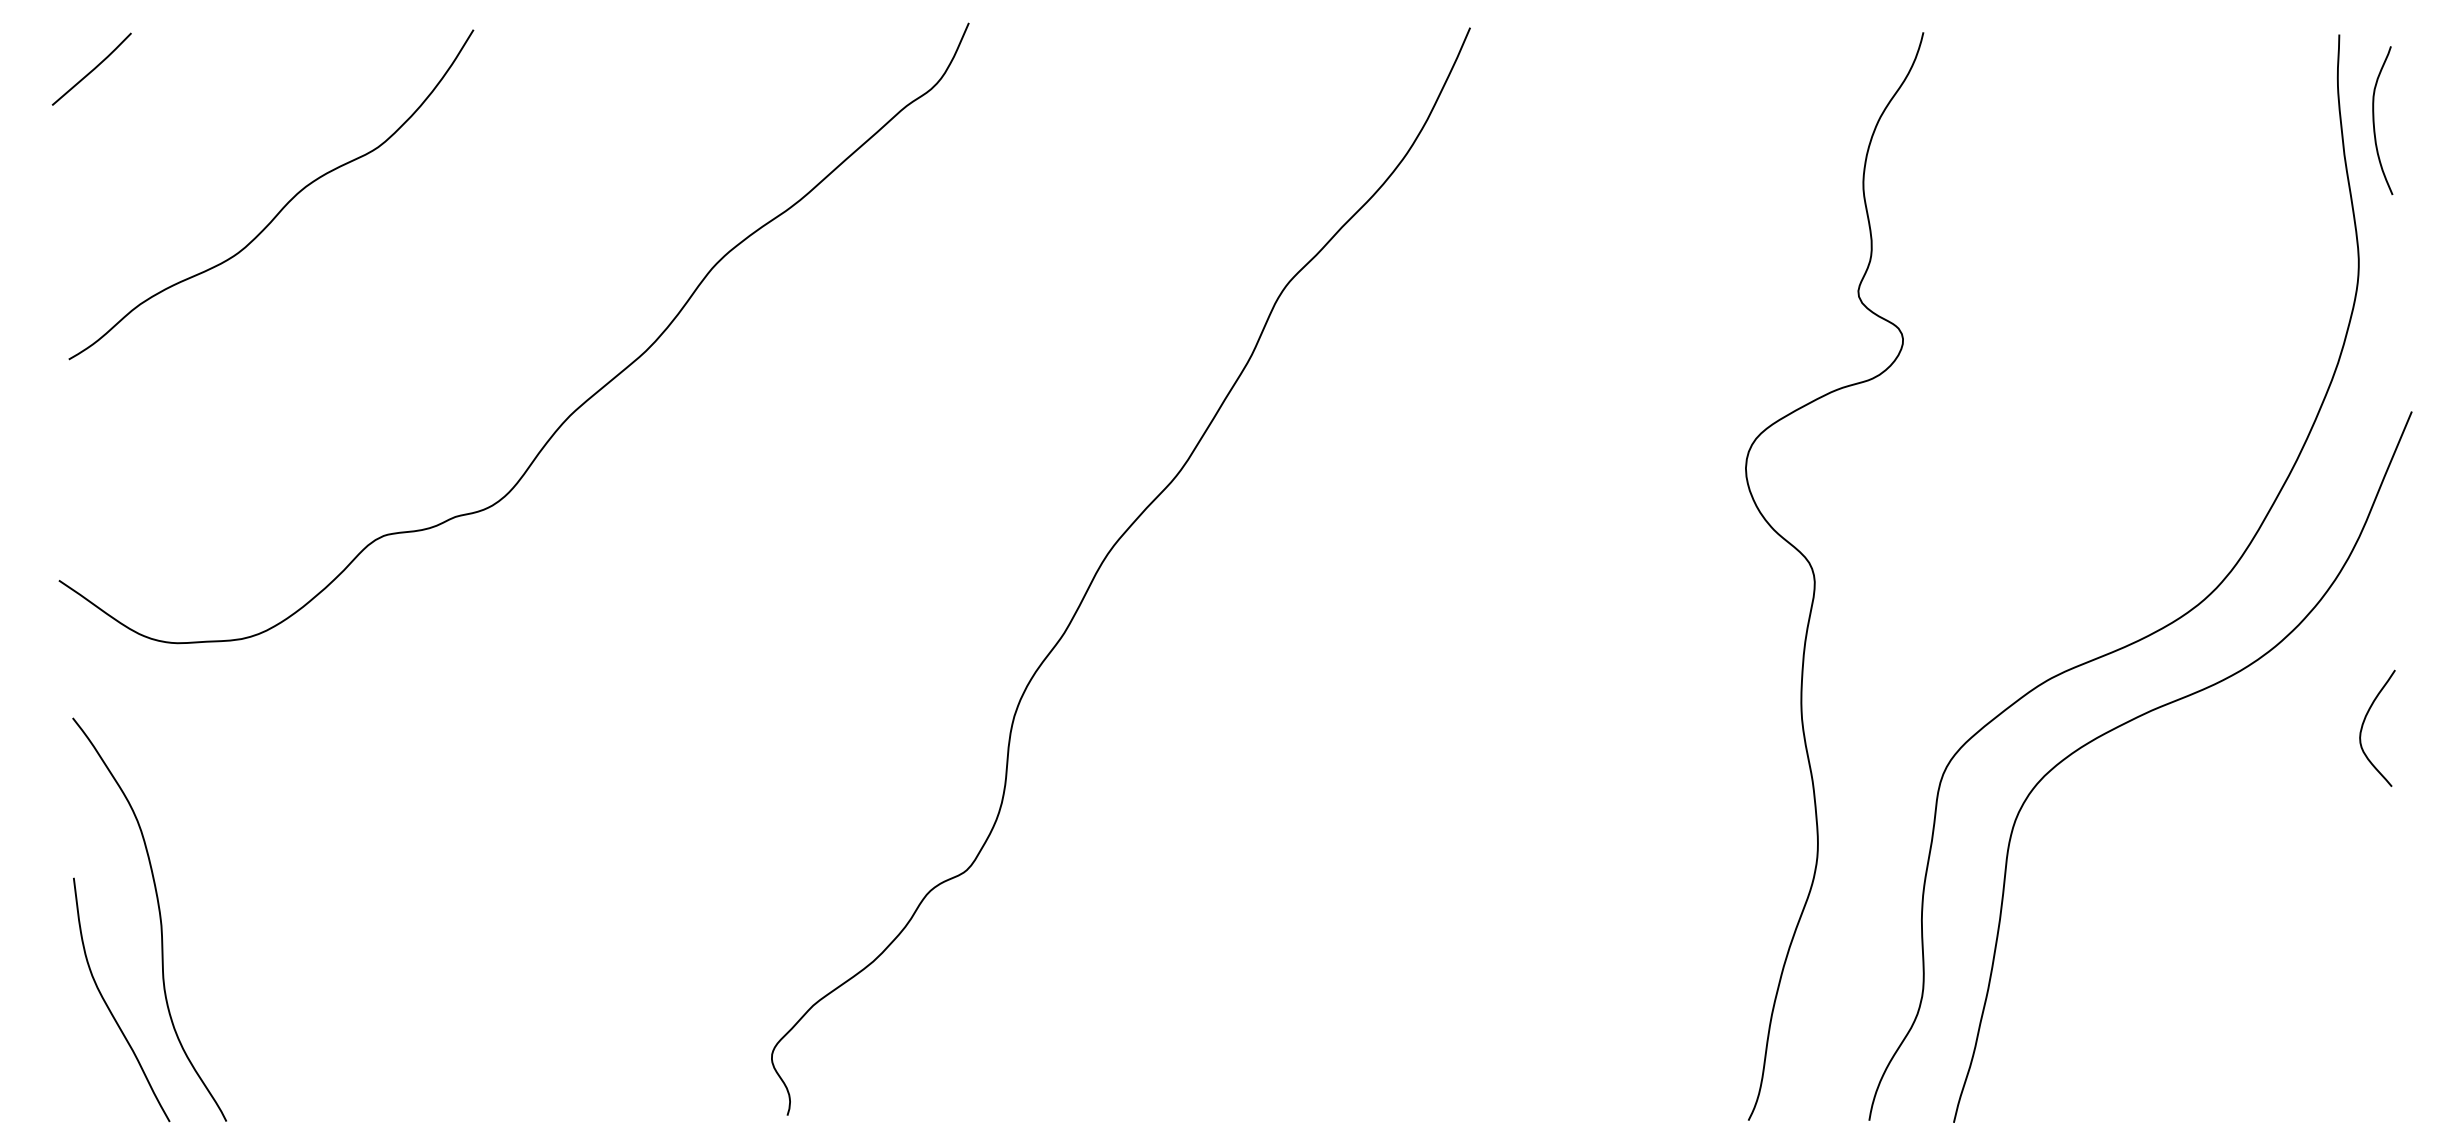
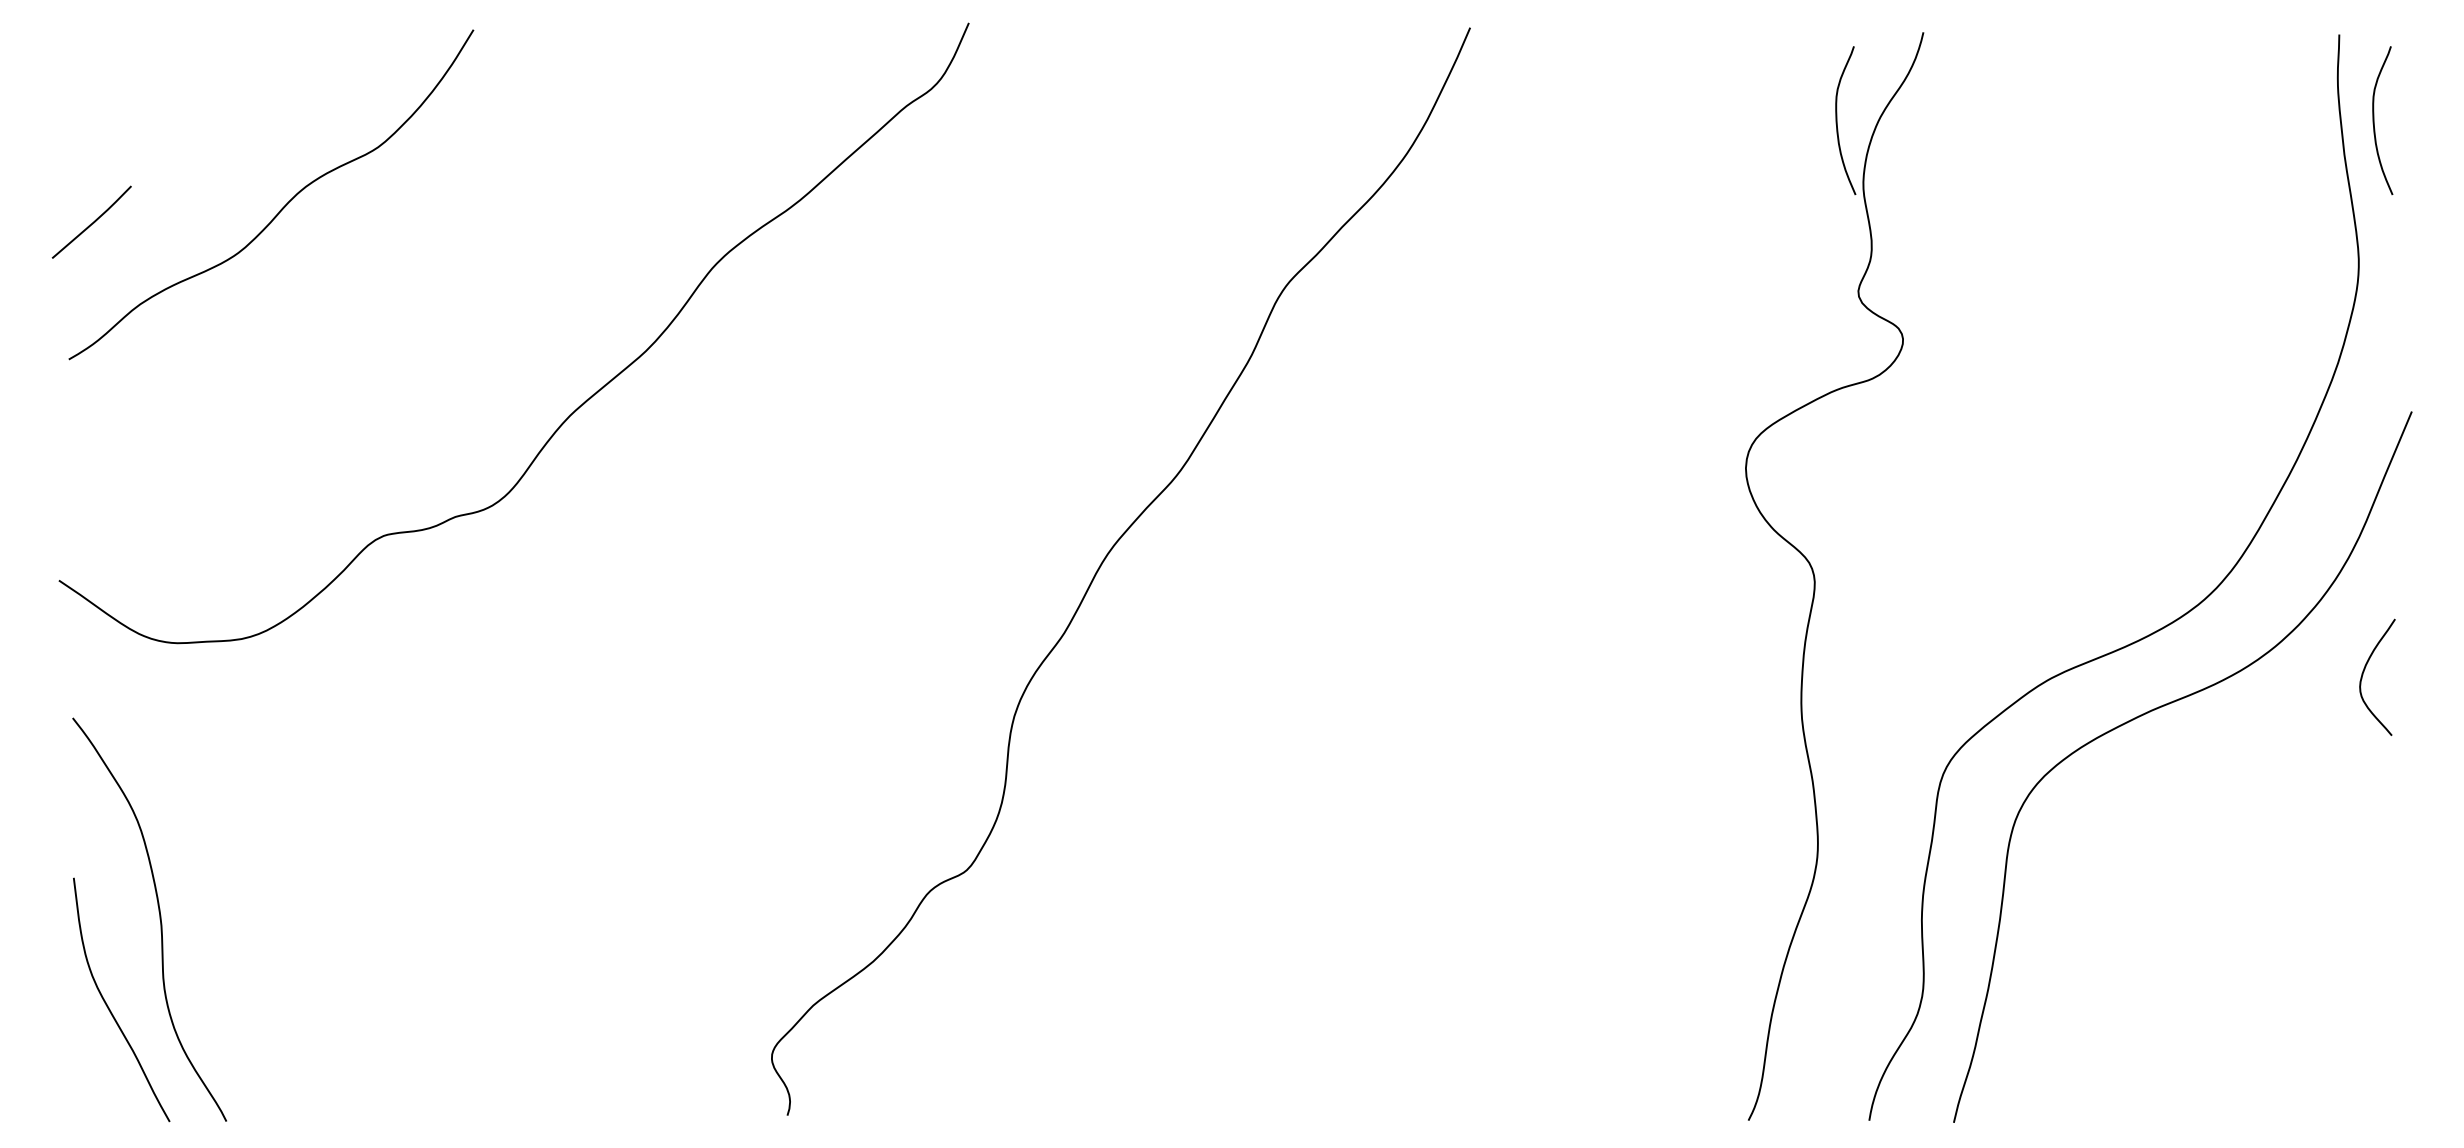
line position: (92, 69) -> (92, 222) (92, 222)
curve: none -> present (1837, 120)
curve position: (2364, 723) -> (2364, 672) (2364, 672)
